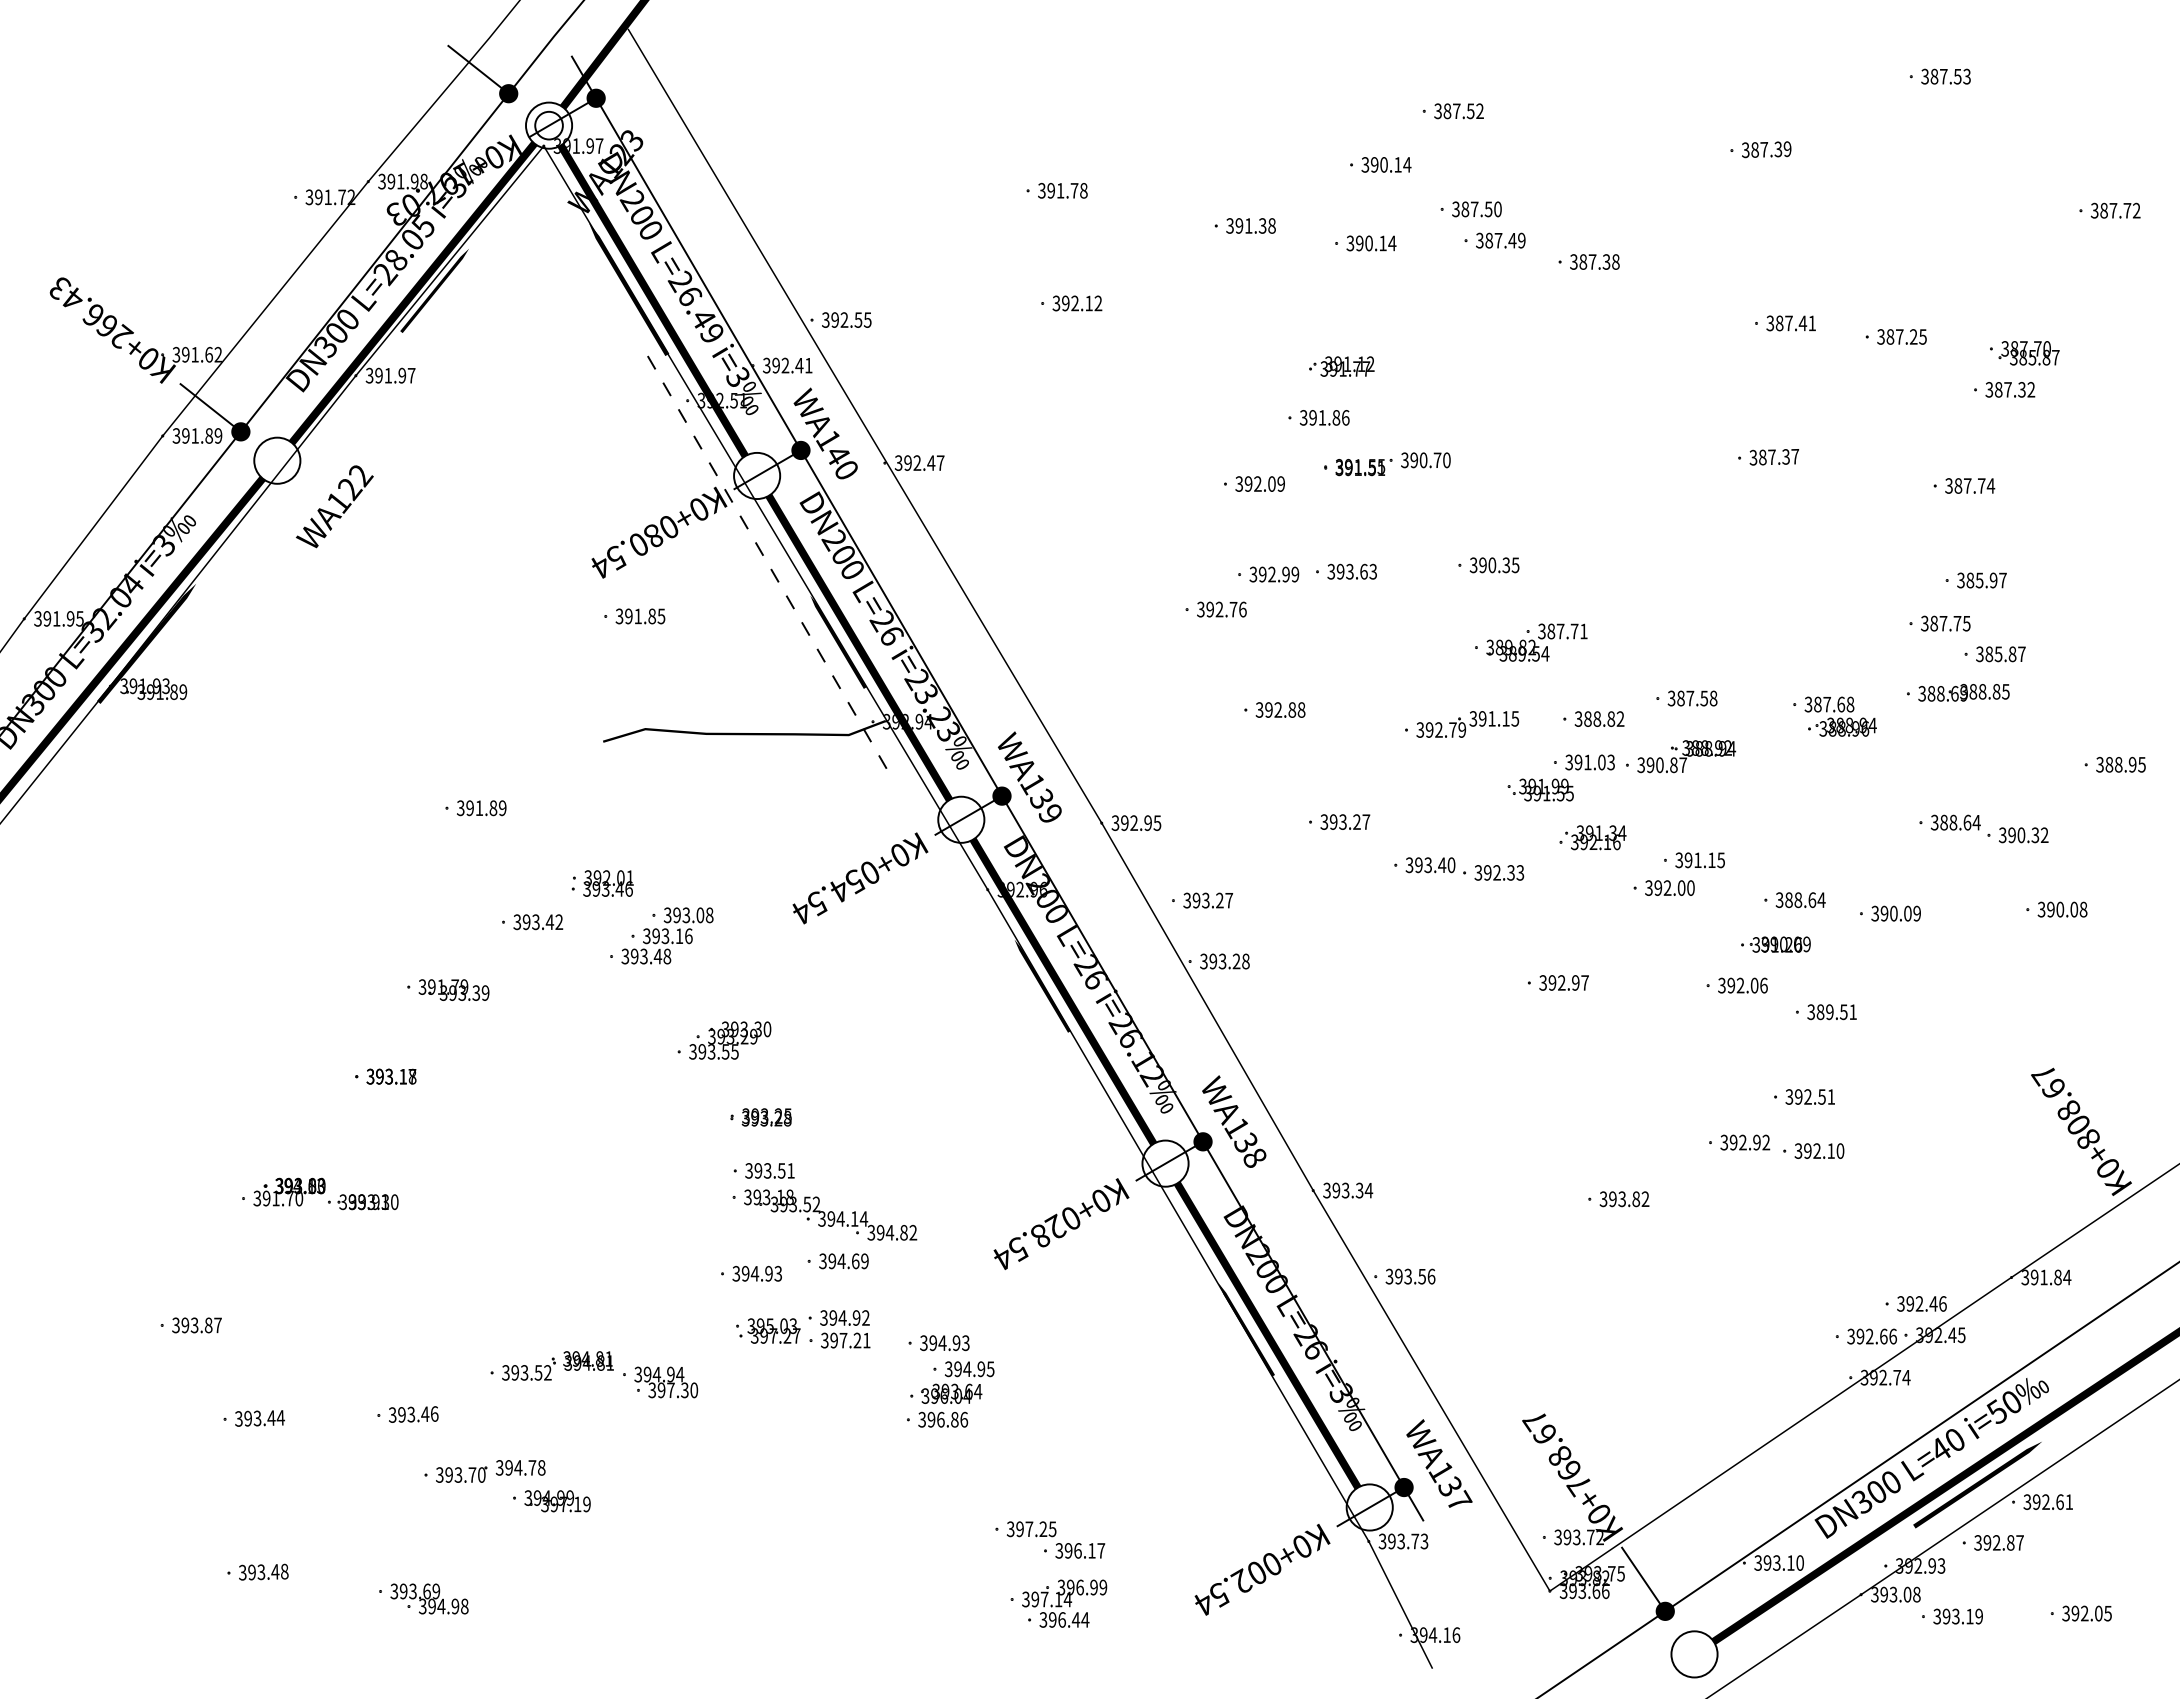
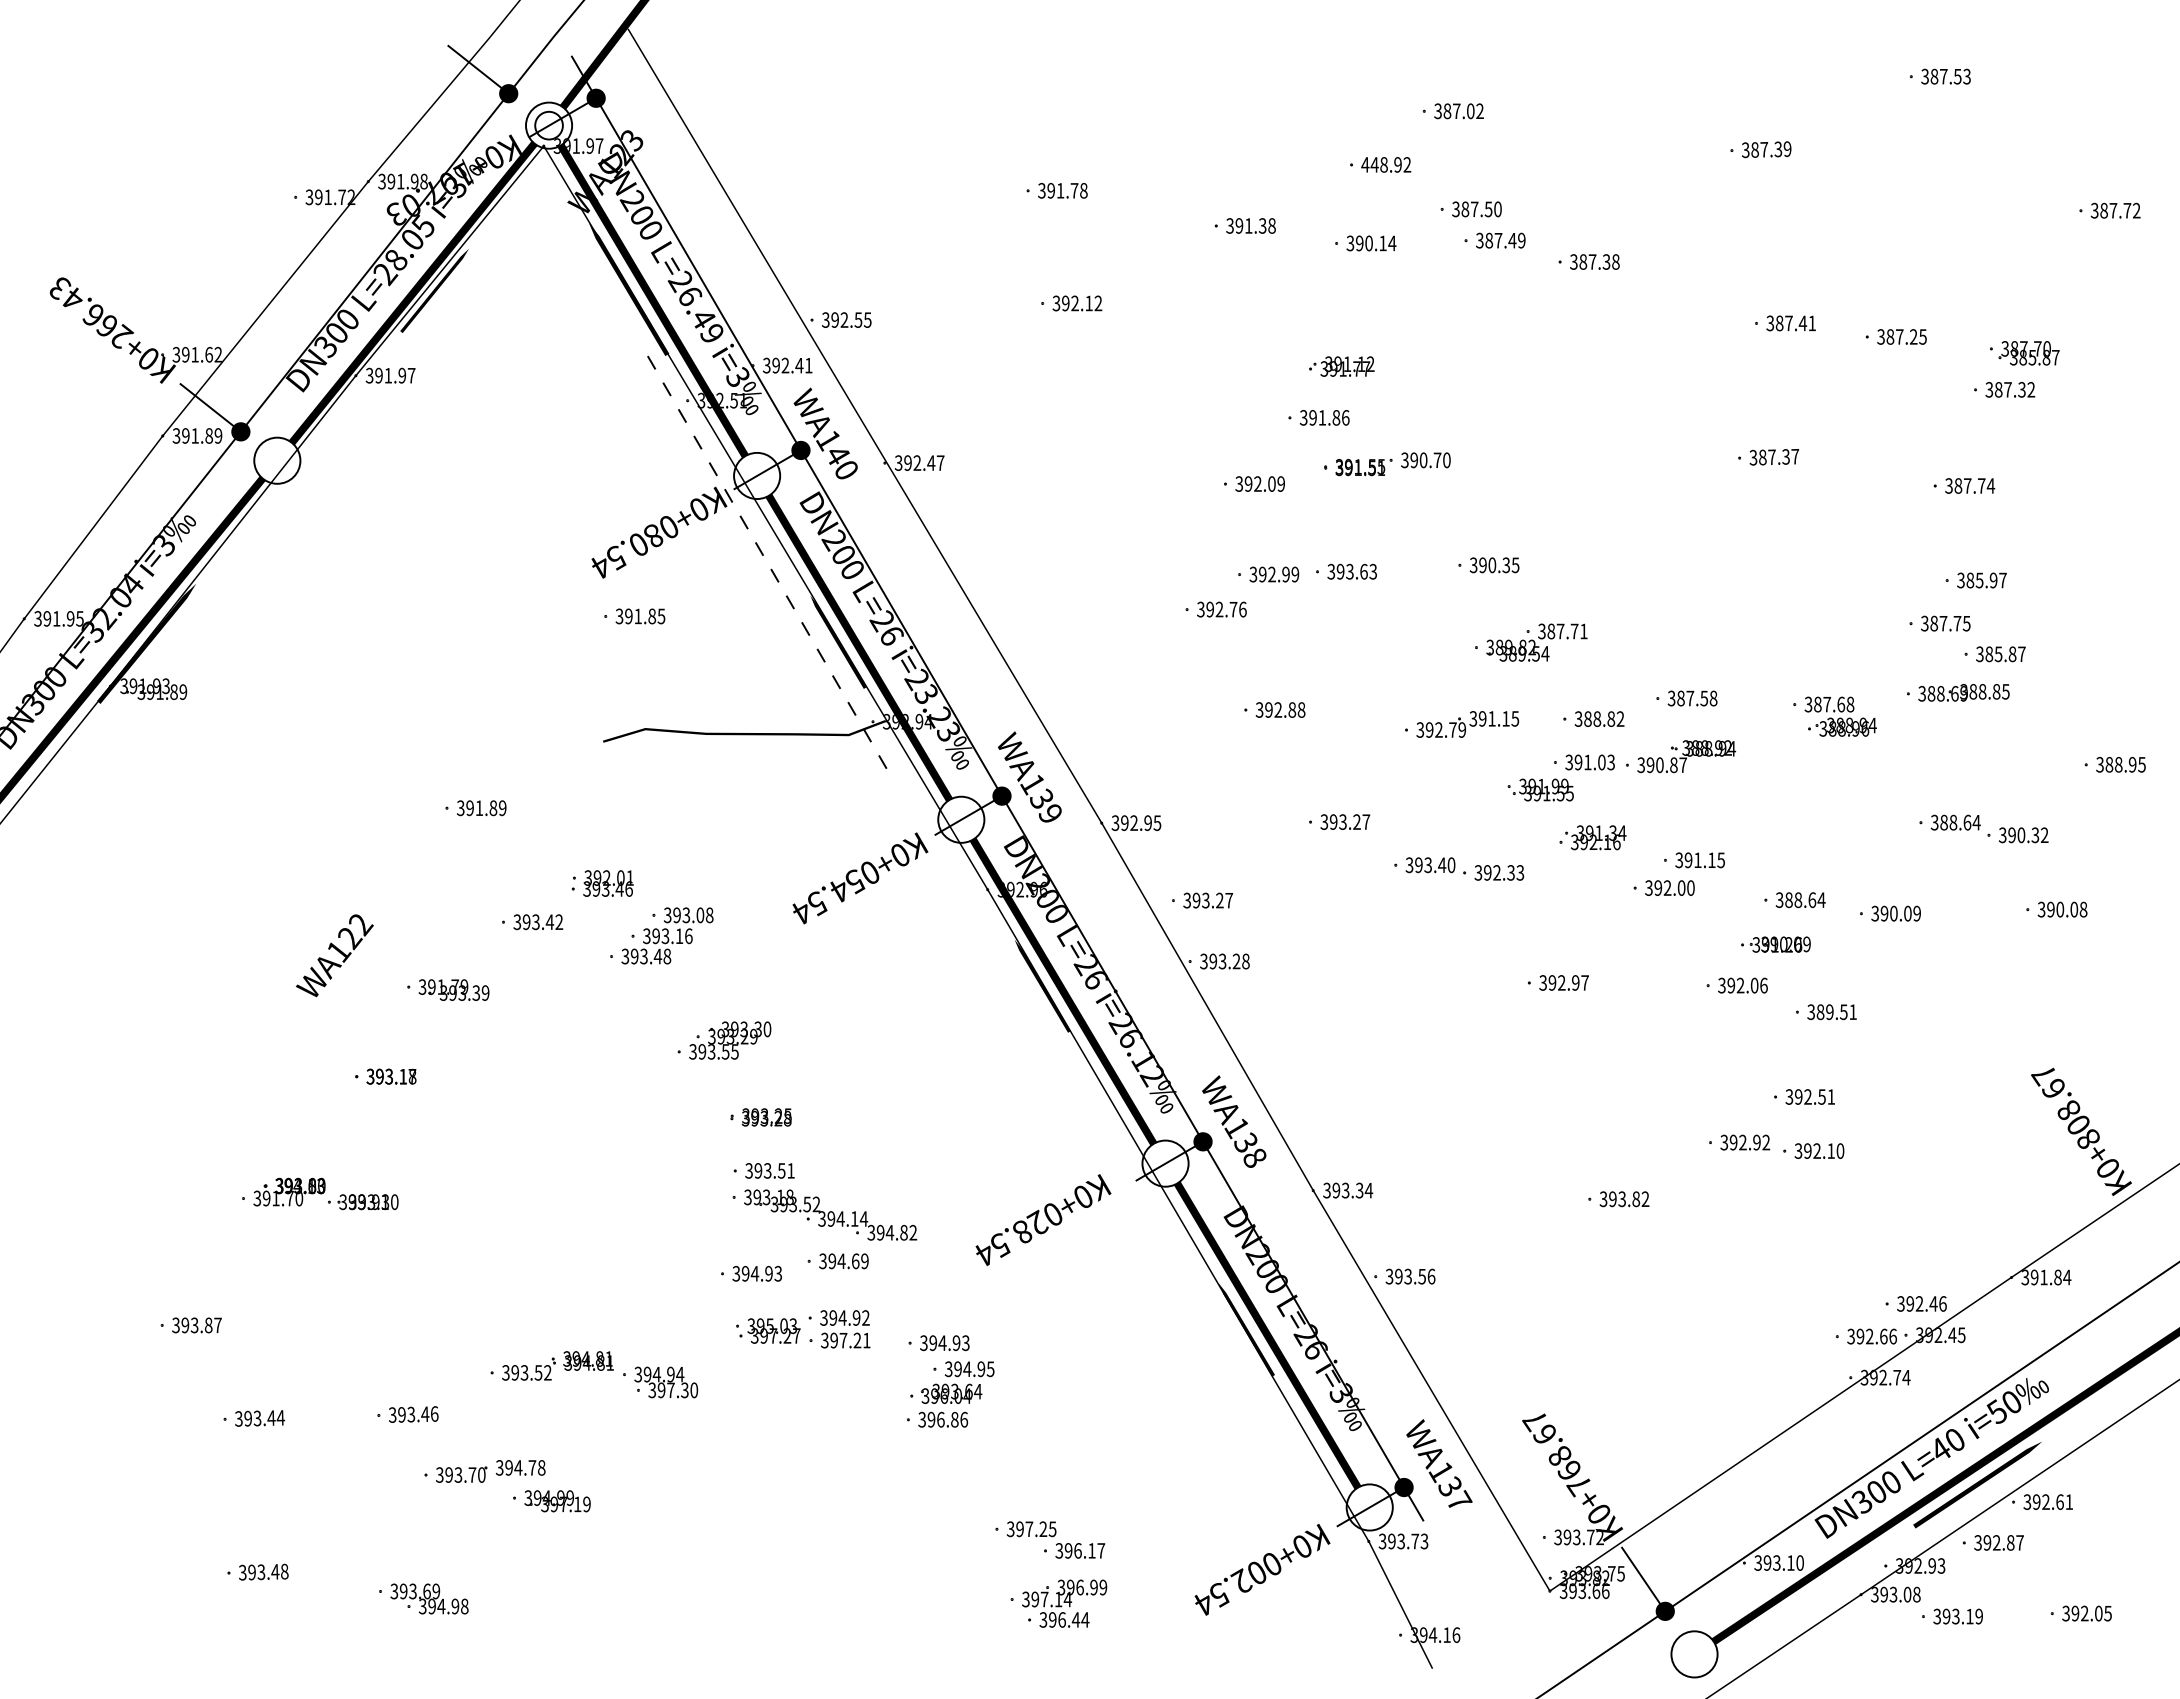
text: 387.52 -> 387.02 (1470, 111)
text: 390.14 -> 448.92 (1386, 164)
text position: (334, 506) -> (334, 955) (334, 955)
text position: (1061, 1223) -> (1043, 1219) (1043, 1219)
